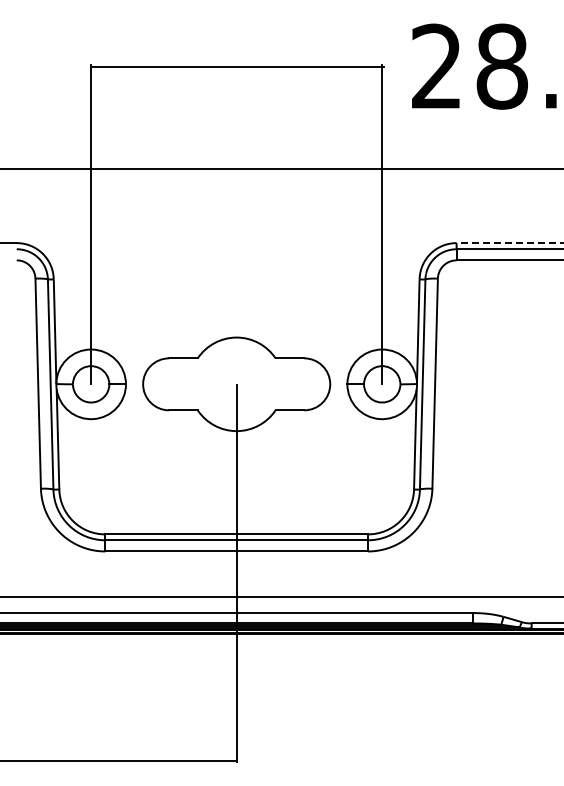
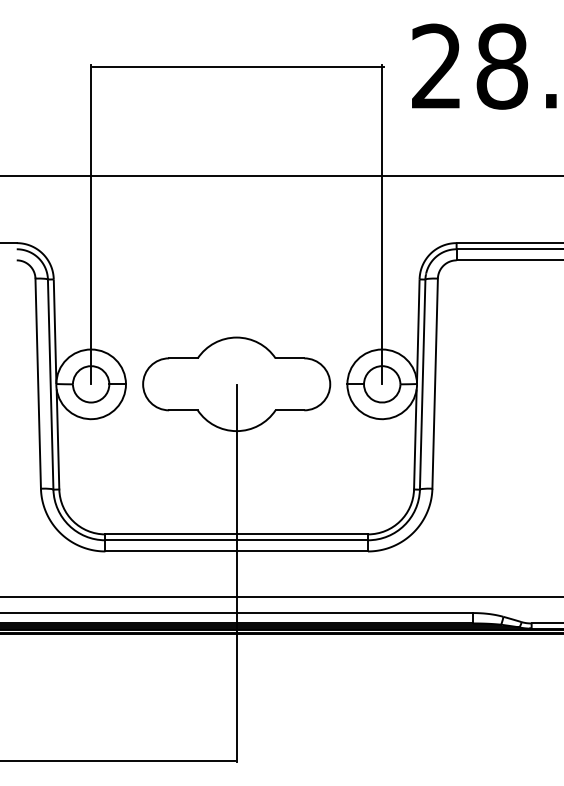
line position: (281, 169) -> (281, 176) (281, 176)
line: dashed -> solid (509, 243)
